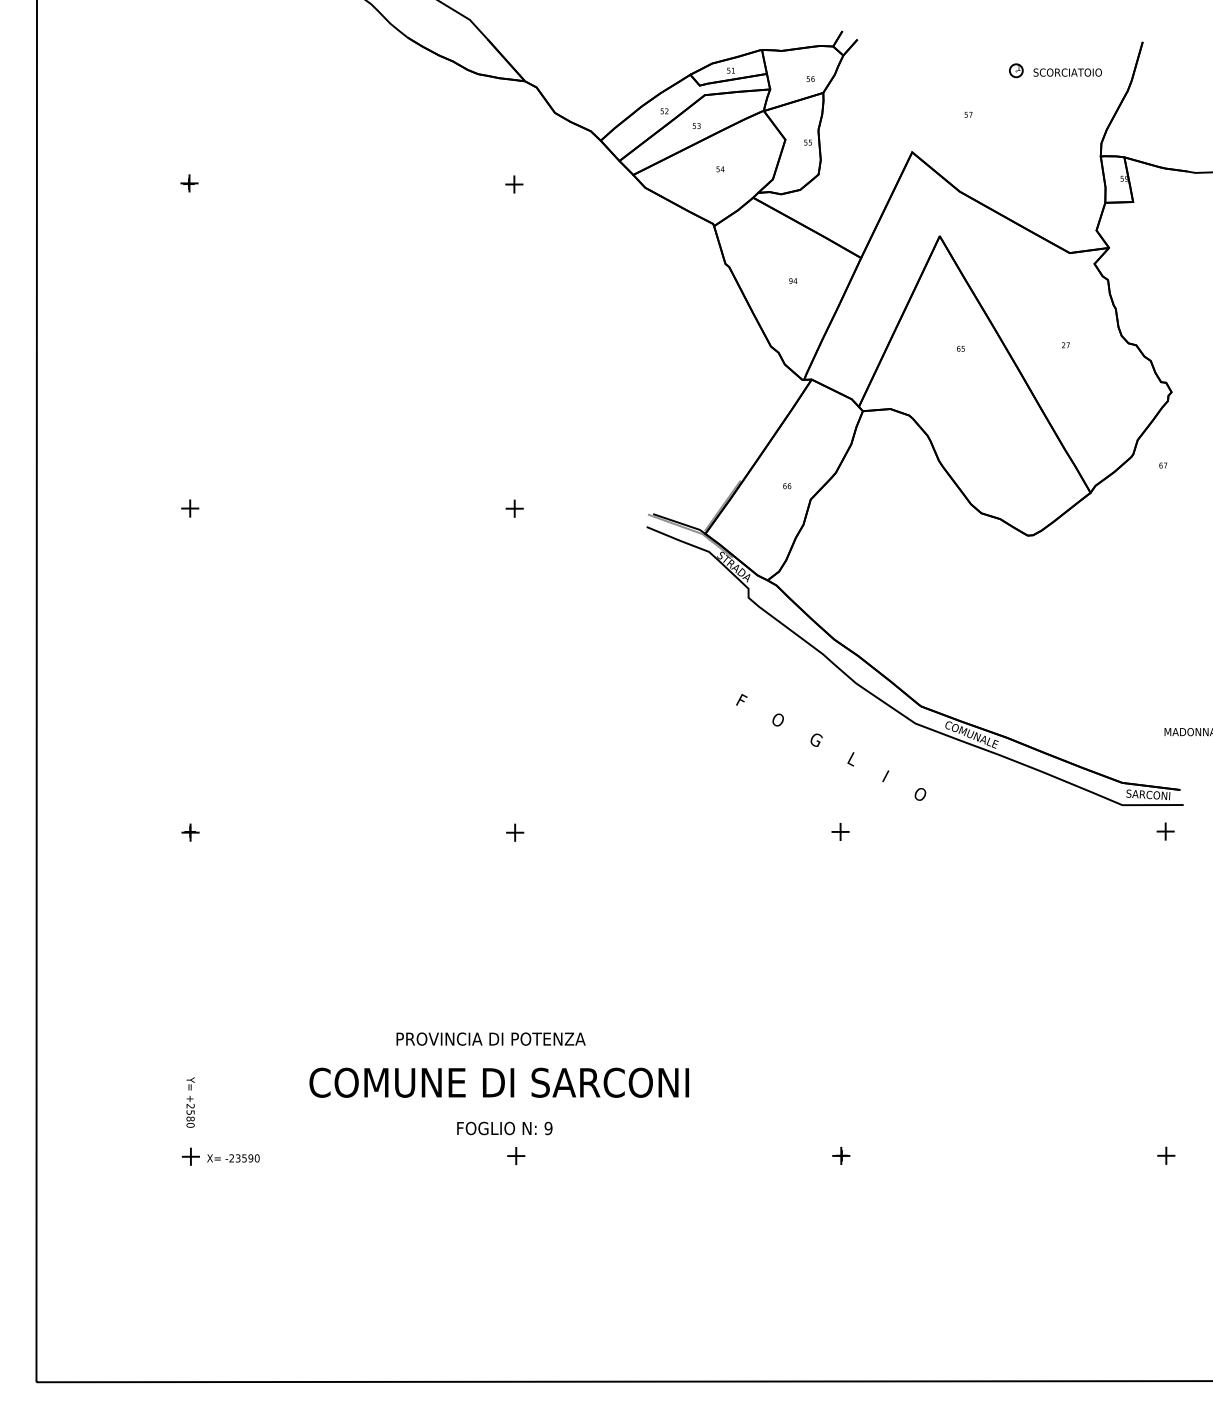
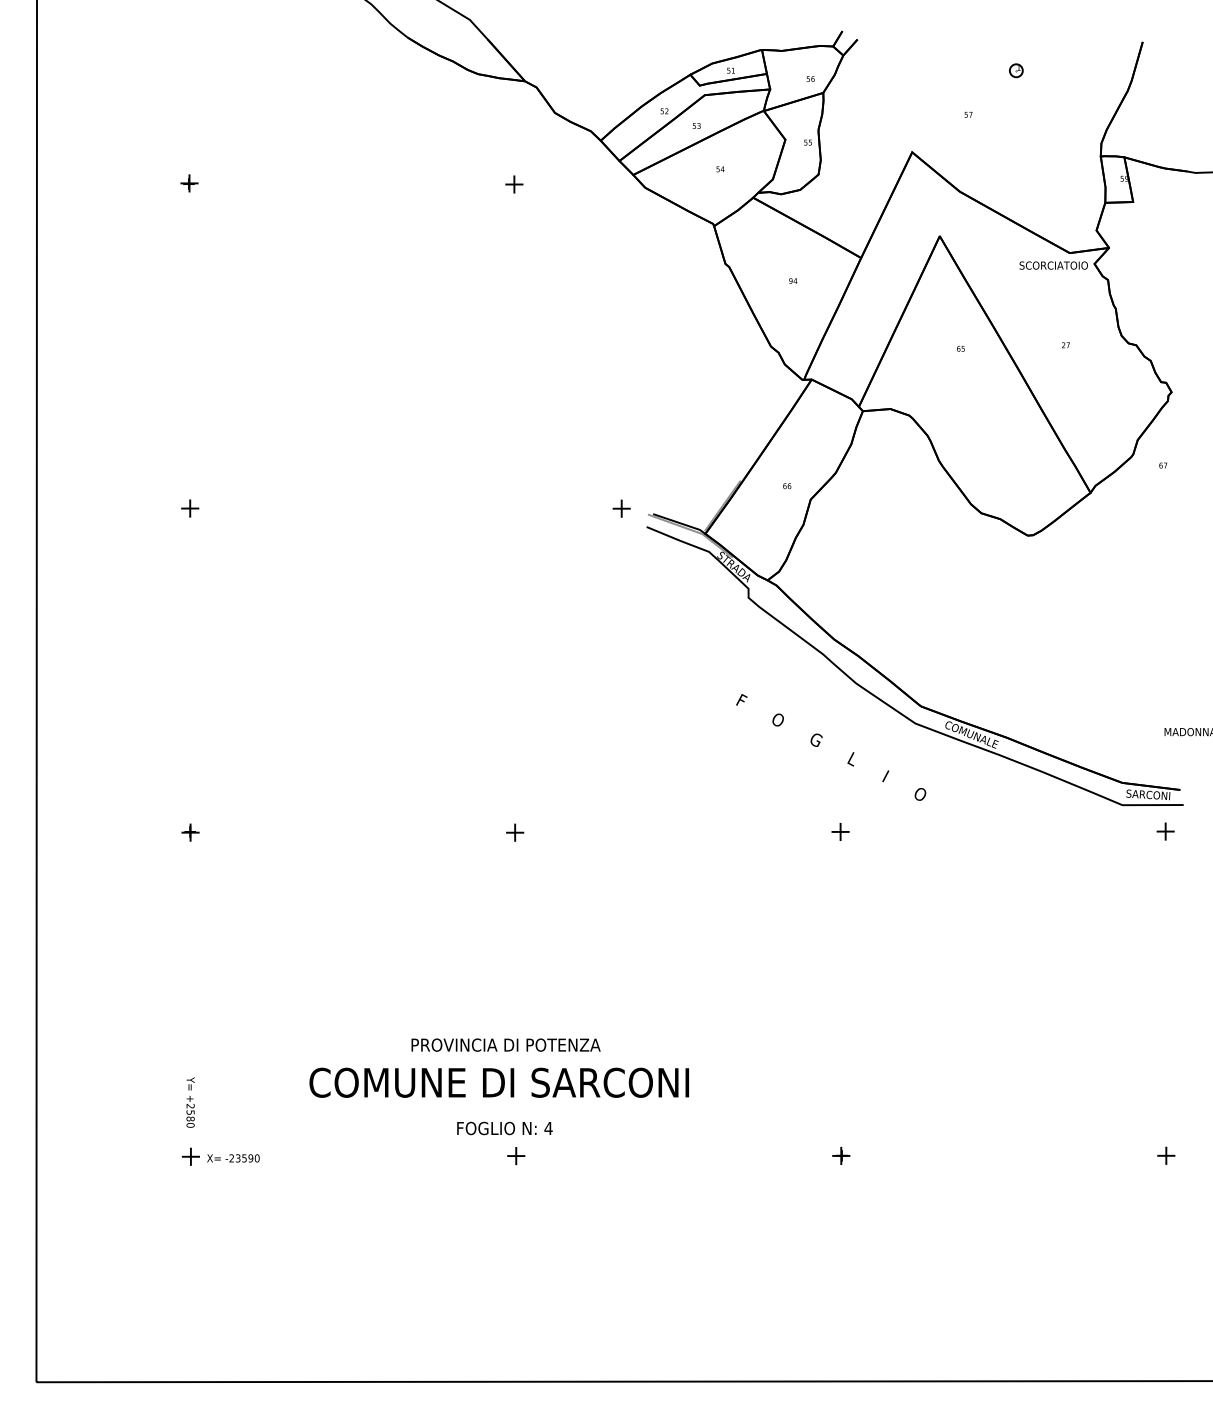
text position: (1067, 72) -> (1053, 265) (1053, 265)
part position: (514, 508) -> (621, 508) (621, 508)
text position: (490, 1038) -> (505, 1044) (505, 1044)
text: 9 -> 4 (548, 1128)
